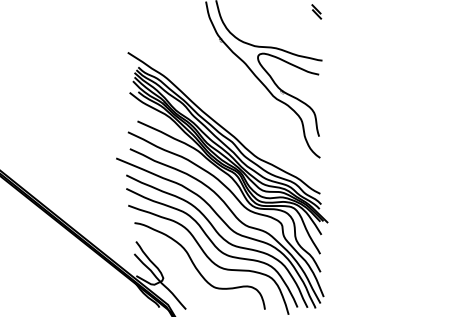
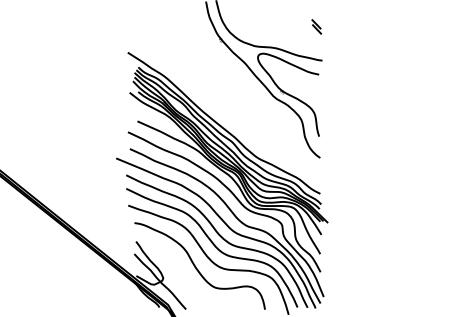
part position: (316, 11) -> (316, 26) (316, 26)
